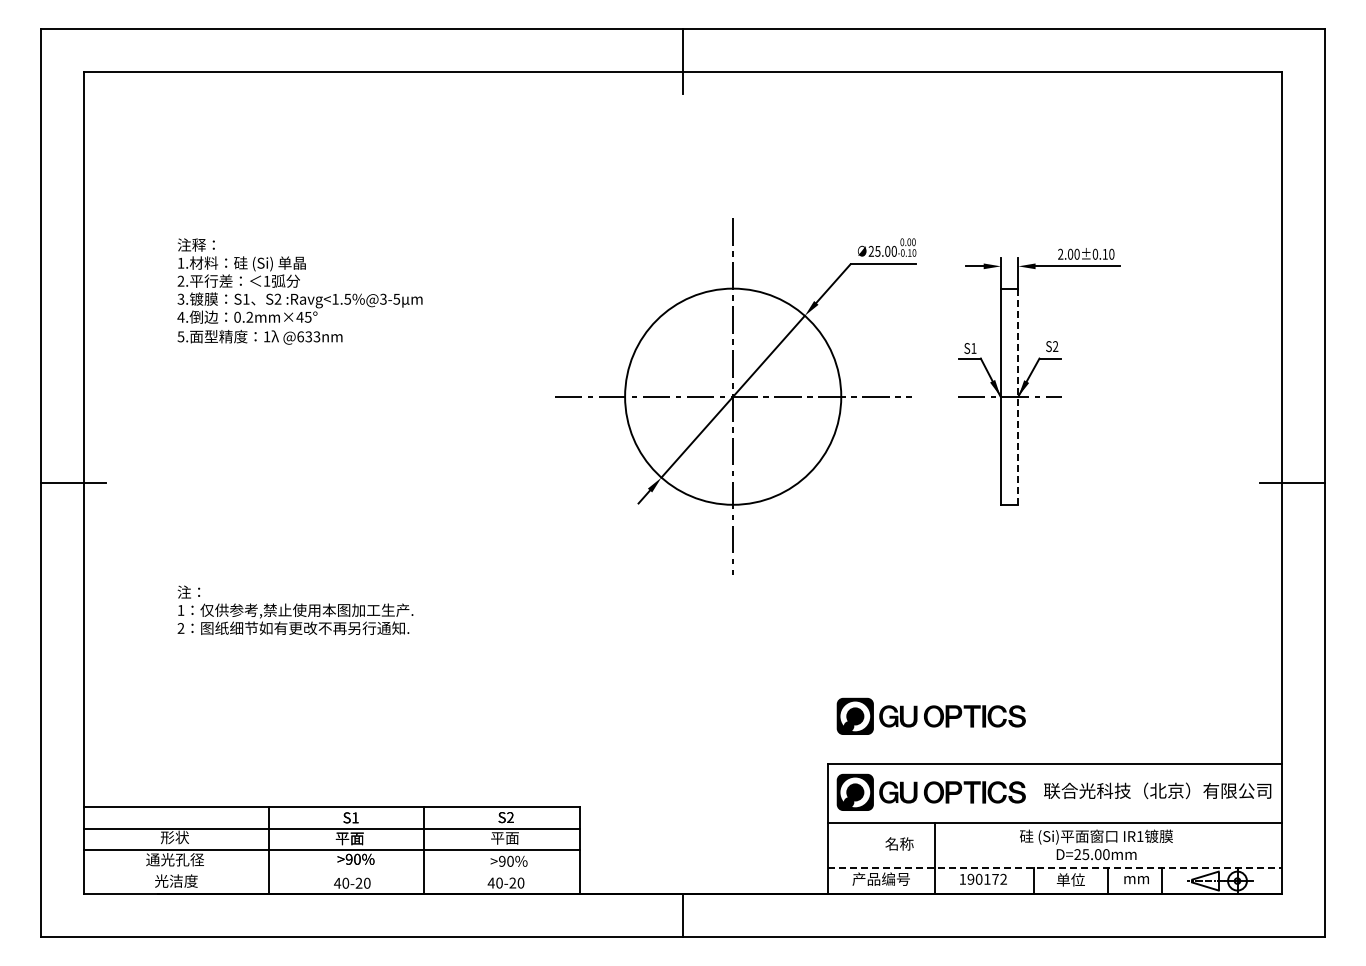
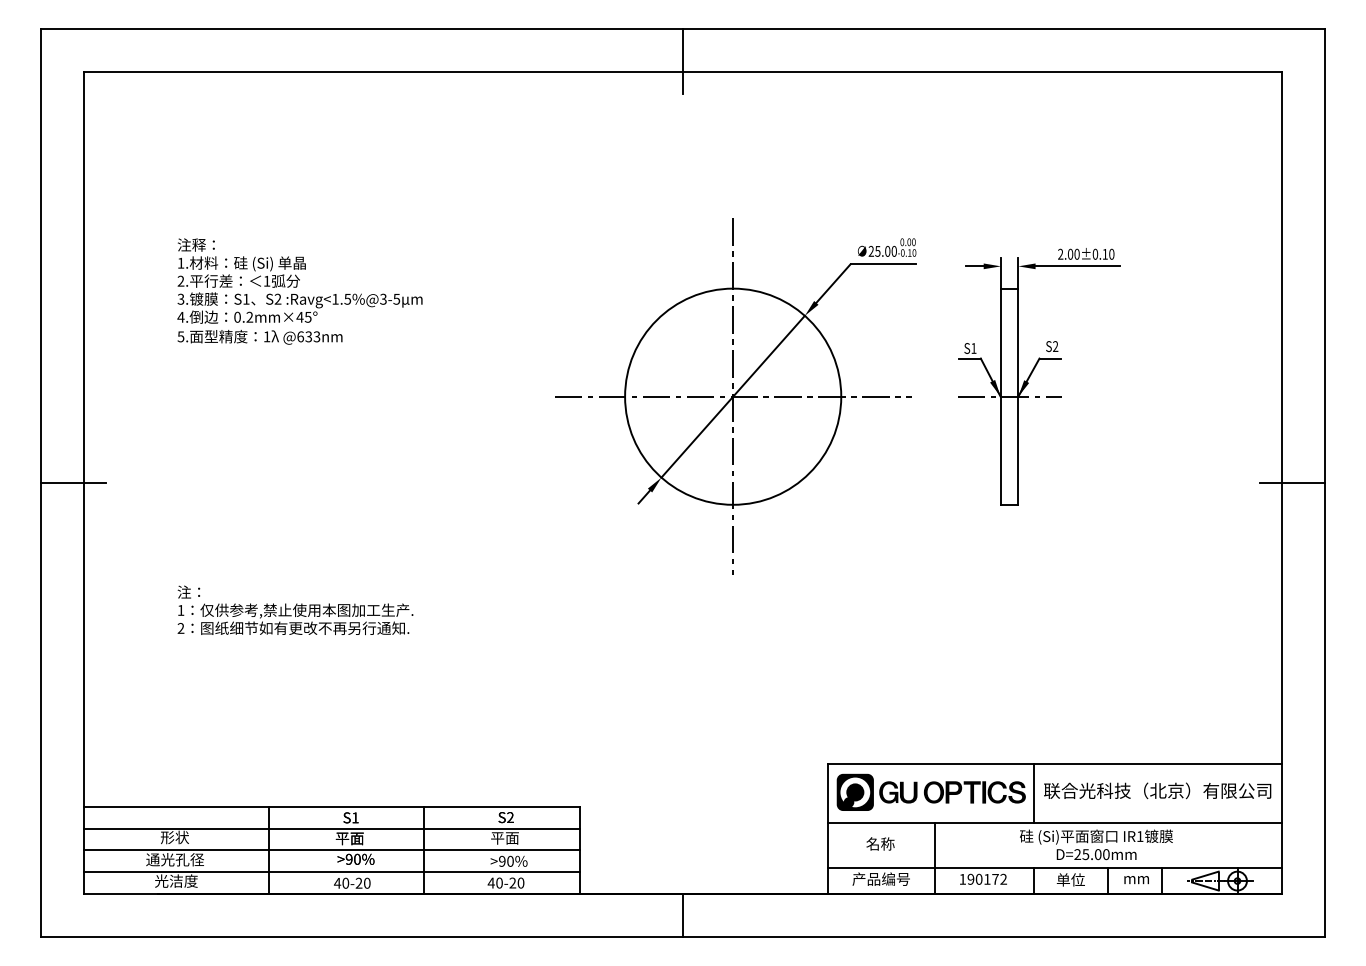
line: dashed -> solid (1018, 397)
part: present -> none (930, 715)
line: none -> present (1033, 793)
text position: (899, 843) -> (880, 843) (880, 843)
line: dashed -> solid (1054, 868)
line: none -> present (331, 872)
